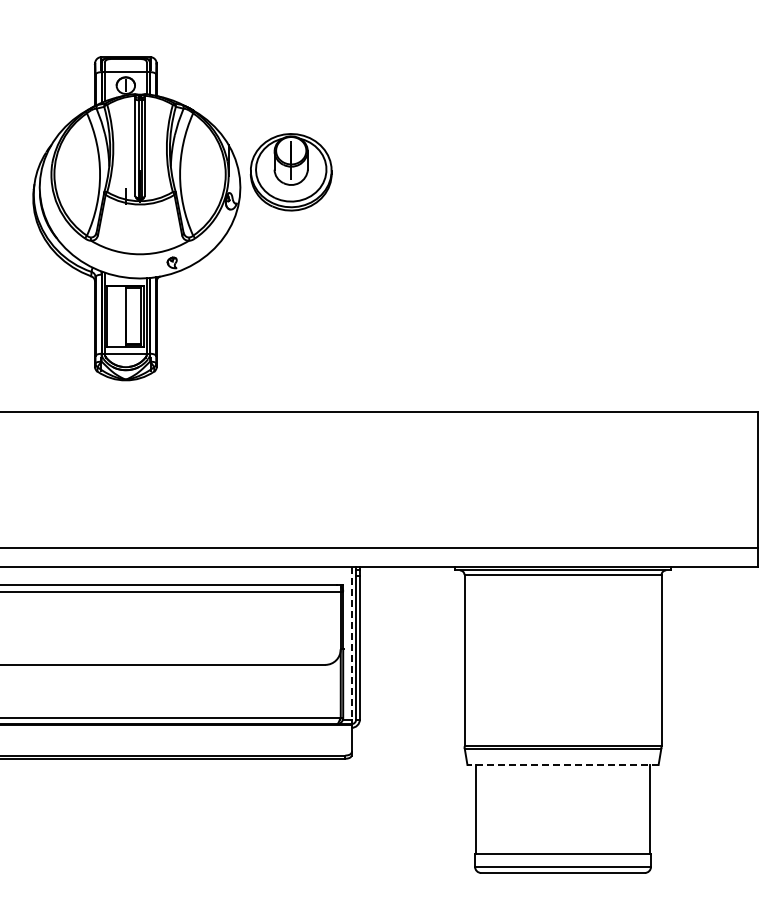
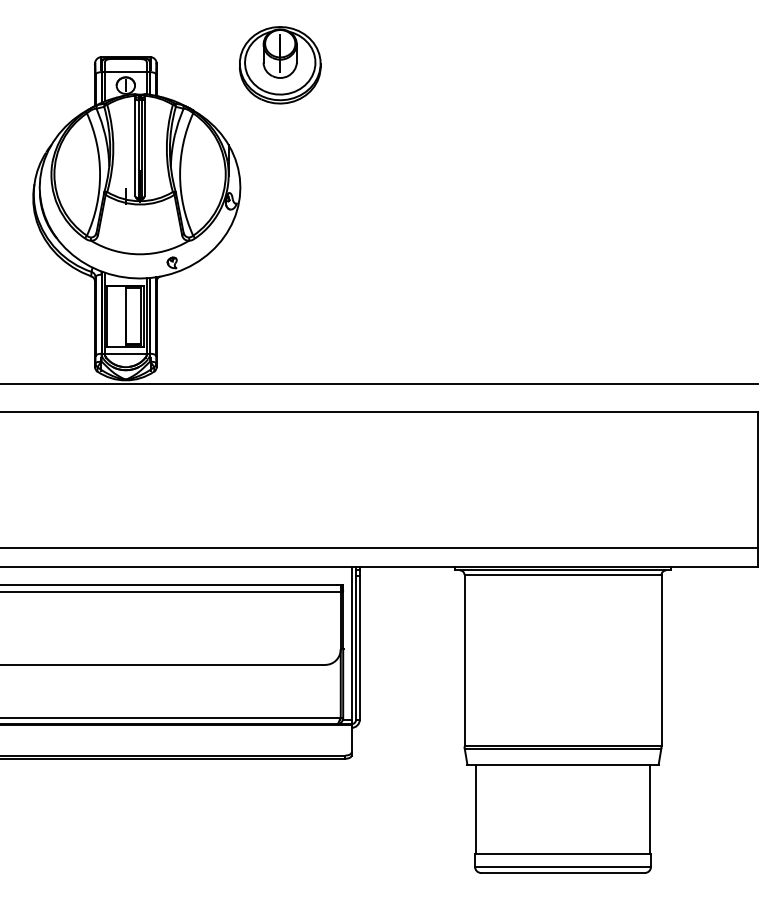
part position: (290, 172) -> (279, 65) (279, 65)
line: none -> present (379, 383)
line: dashed -> solid (351, 644)
line: dashed -> solid (563, 764)
